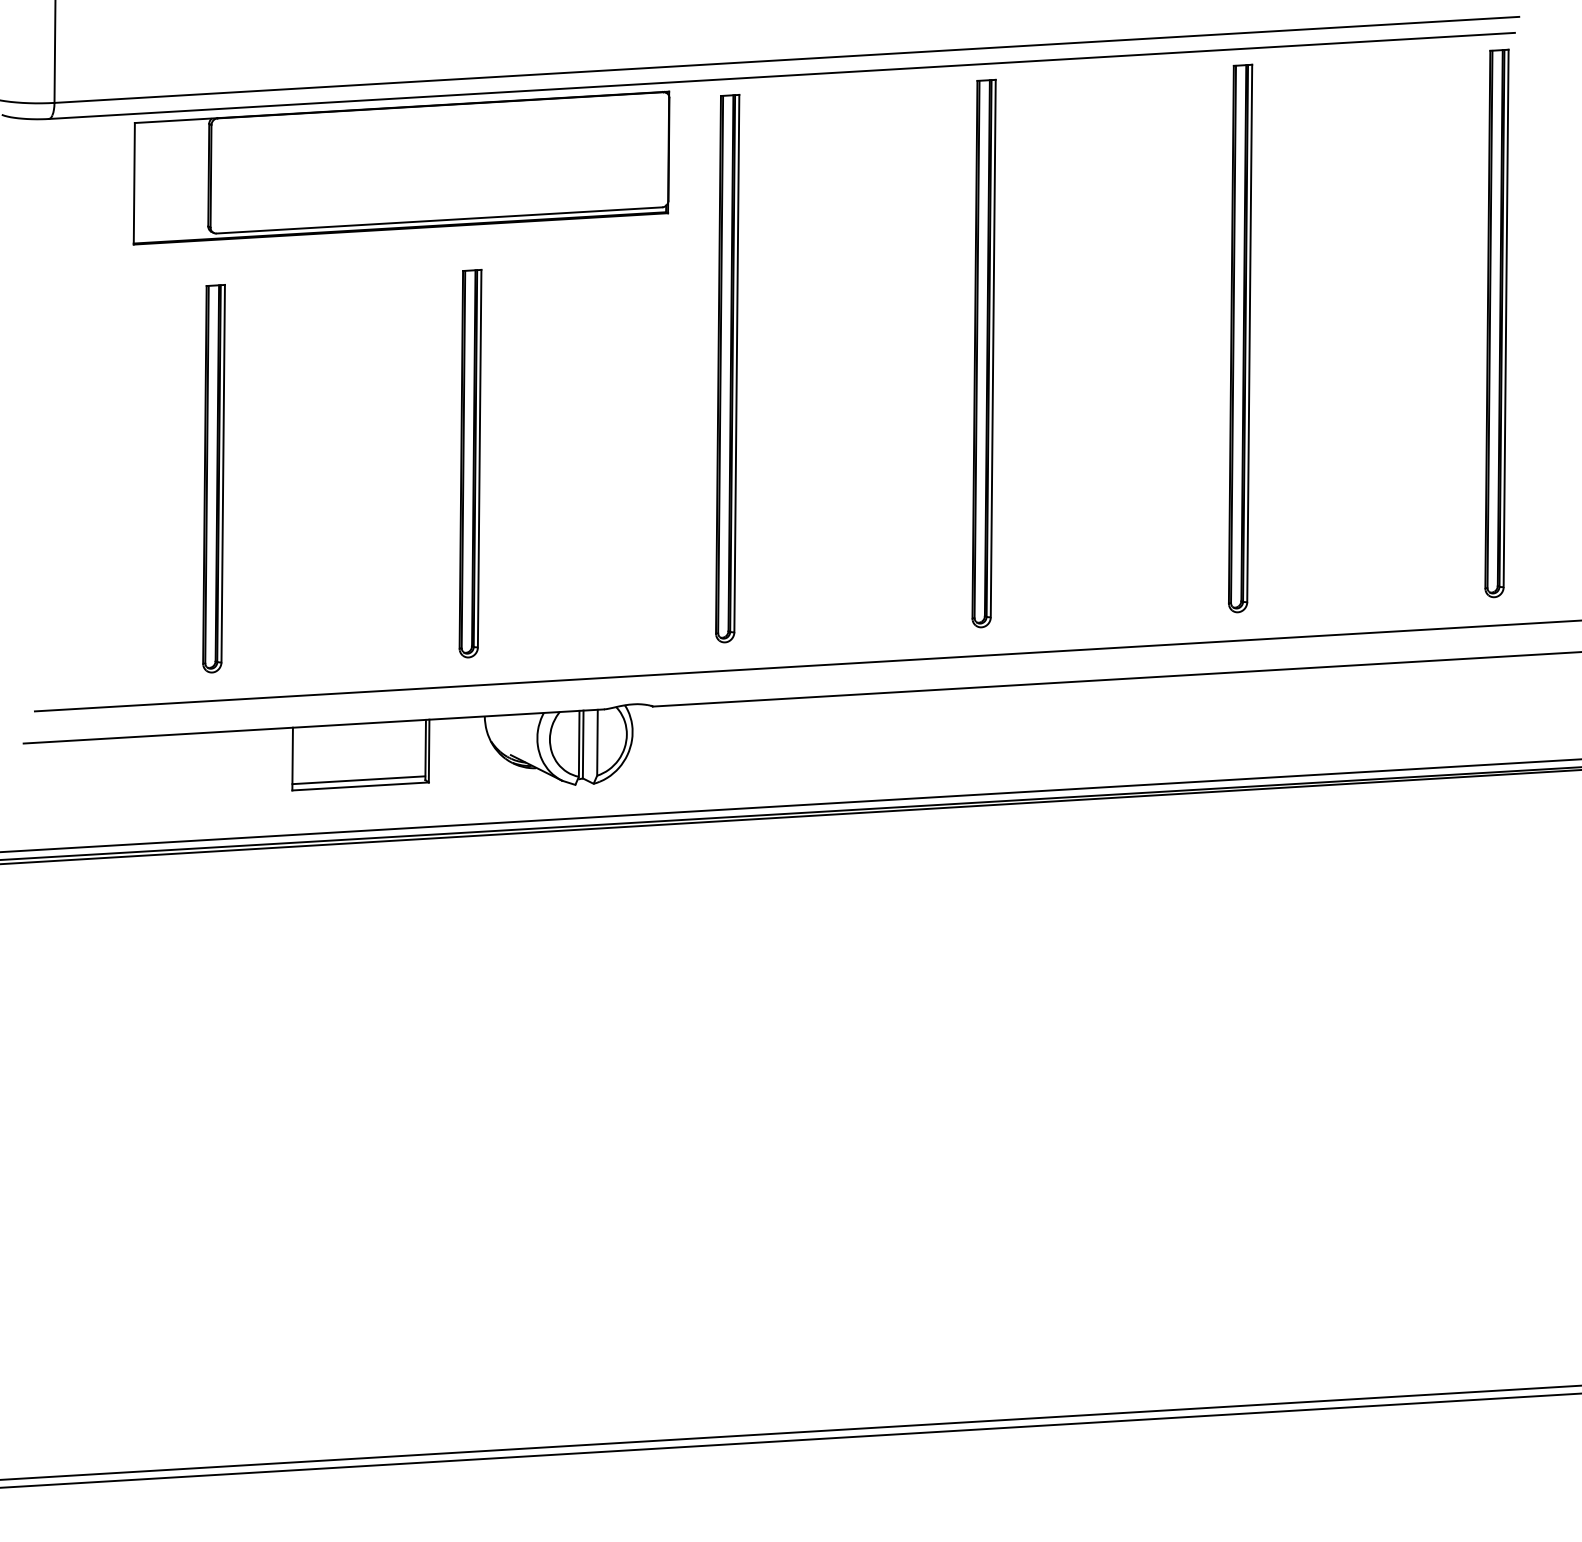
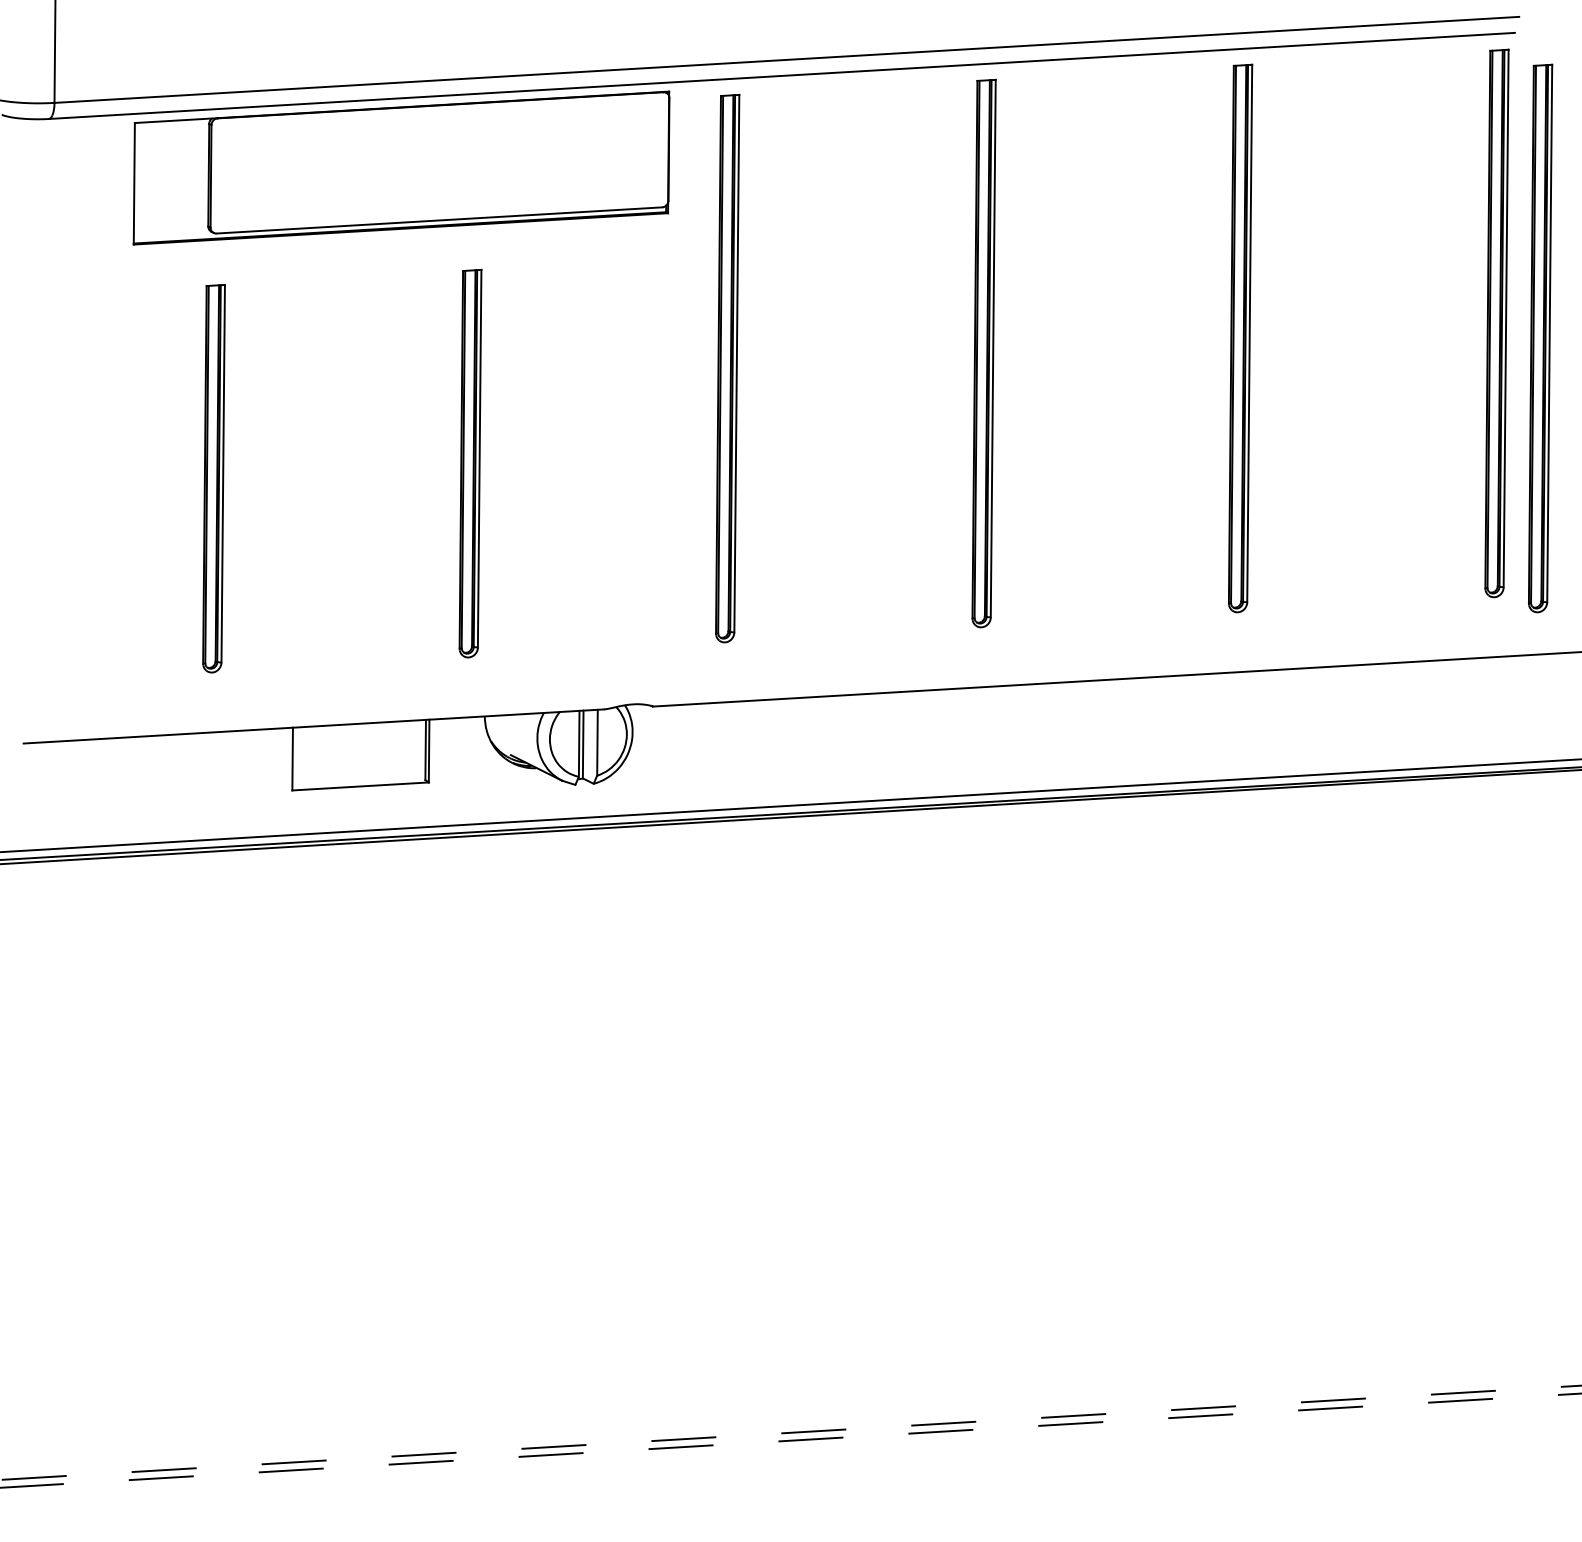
part: none -> present (1540, 338)
line: present -> none (806, 665)
line: present -> none (358, 780)
line: solid -> dashed (790, 1432)
line: solid -> dashed (791, 1440)
